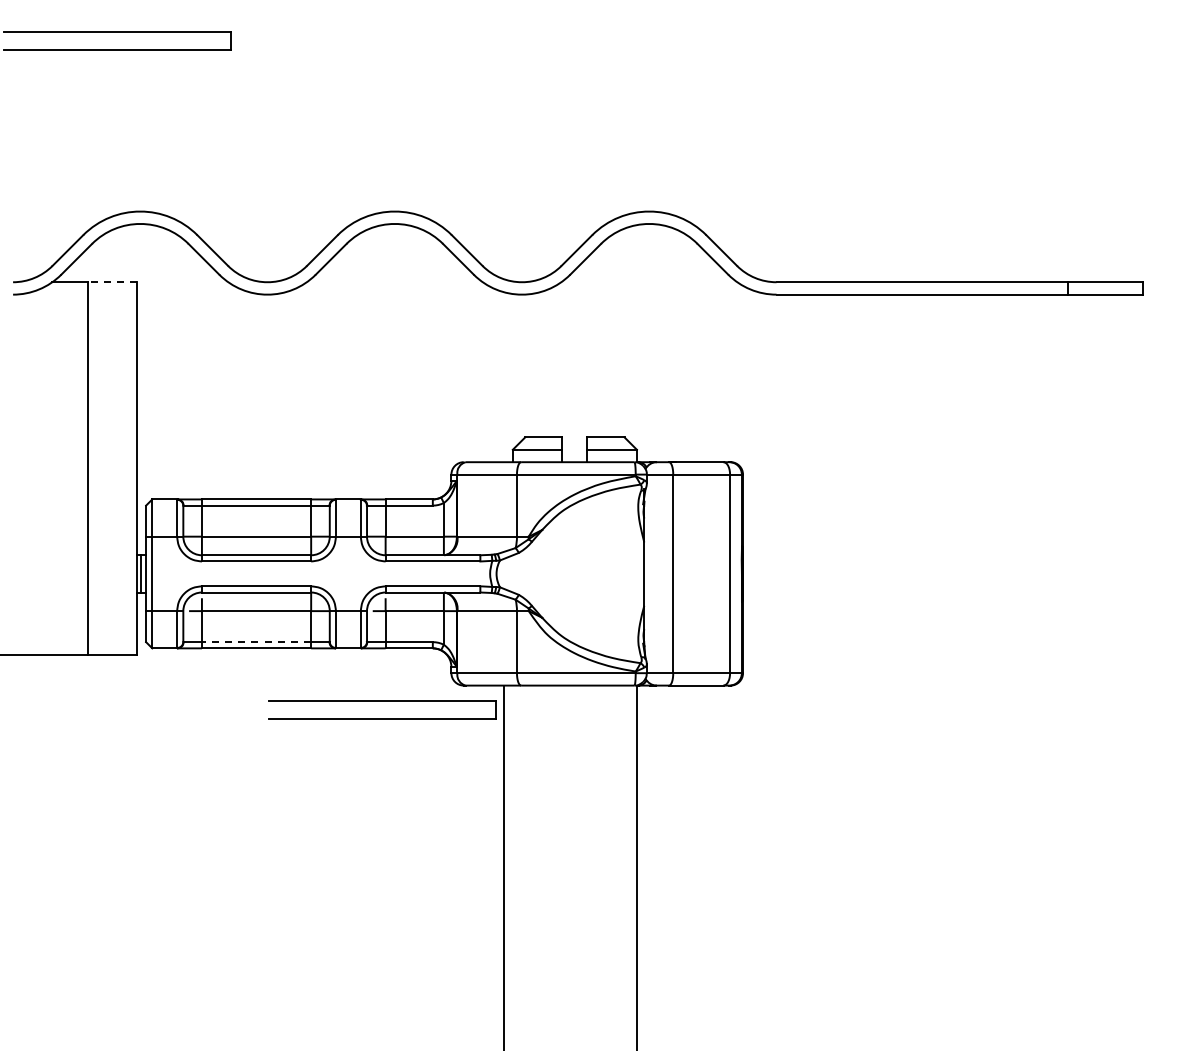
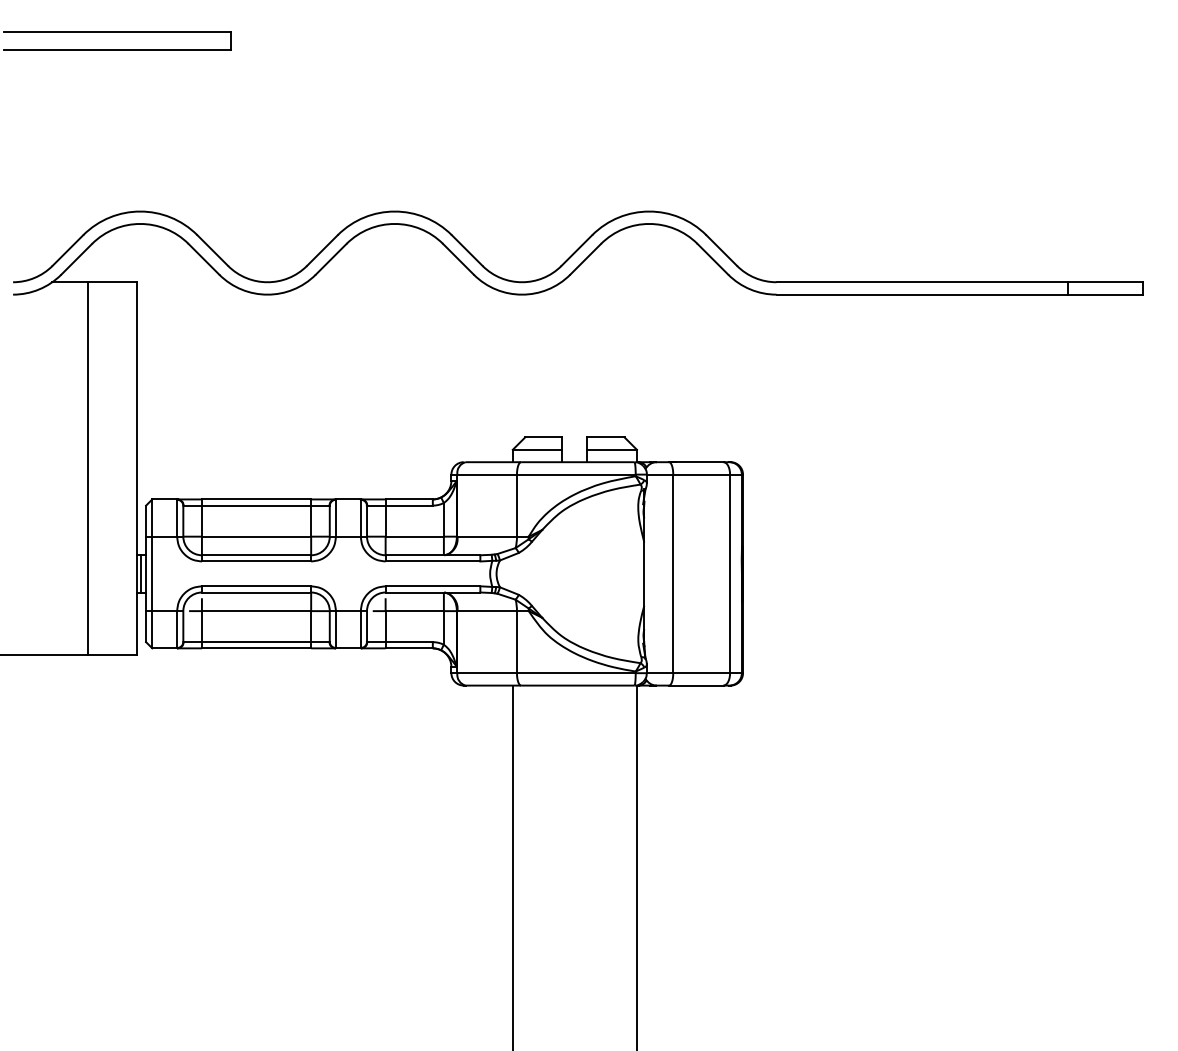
line: dashed -> solid (112, 282)
line: dashed -> solid (256, 642)
part: present -> none (382, 701)
line position: (503, 866) -> (512, 866) (512, 866)
